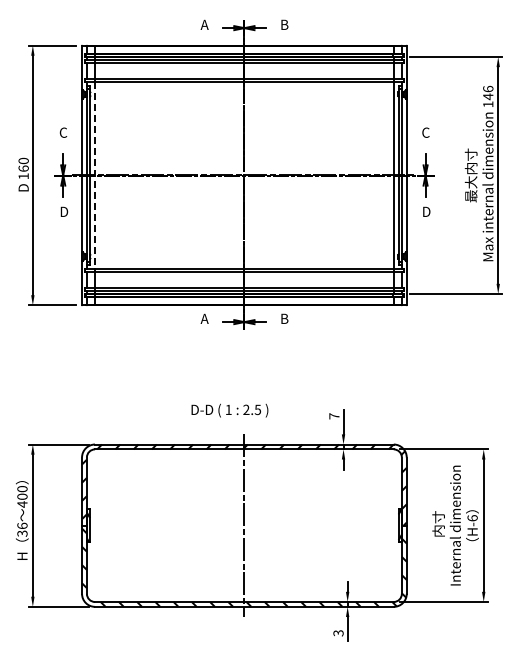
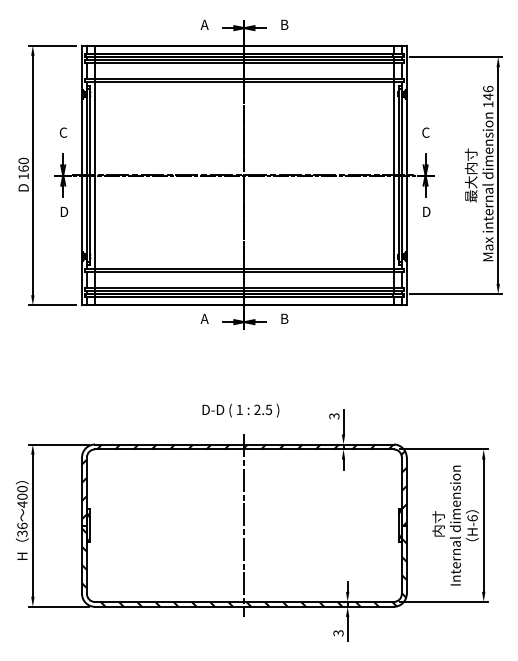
line: dashed -> solid (95, 175)
text position: (229, 410) -> (240, 410) (240, 410)
text: 7 -> 3 (334, 416)
